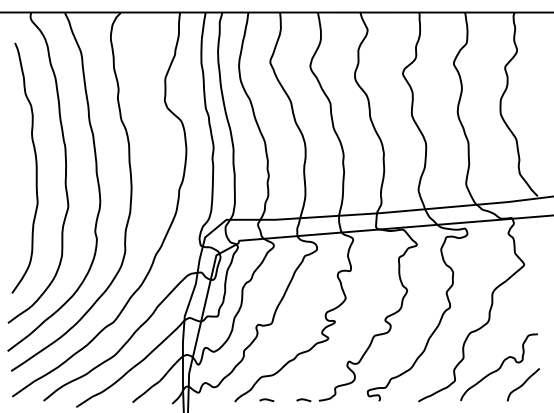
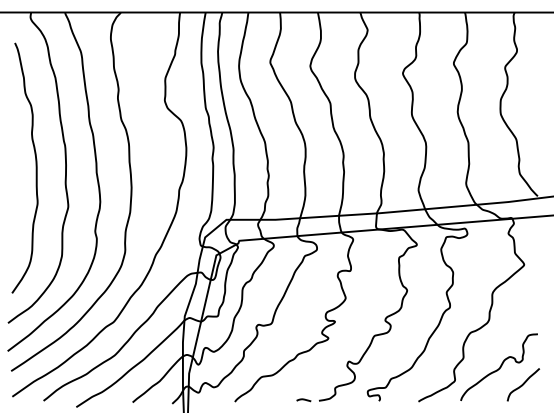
curve: present -> none (266, 400)
